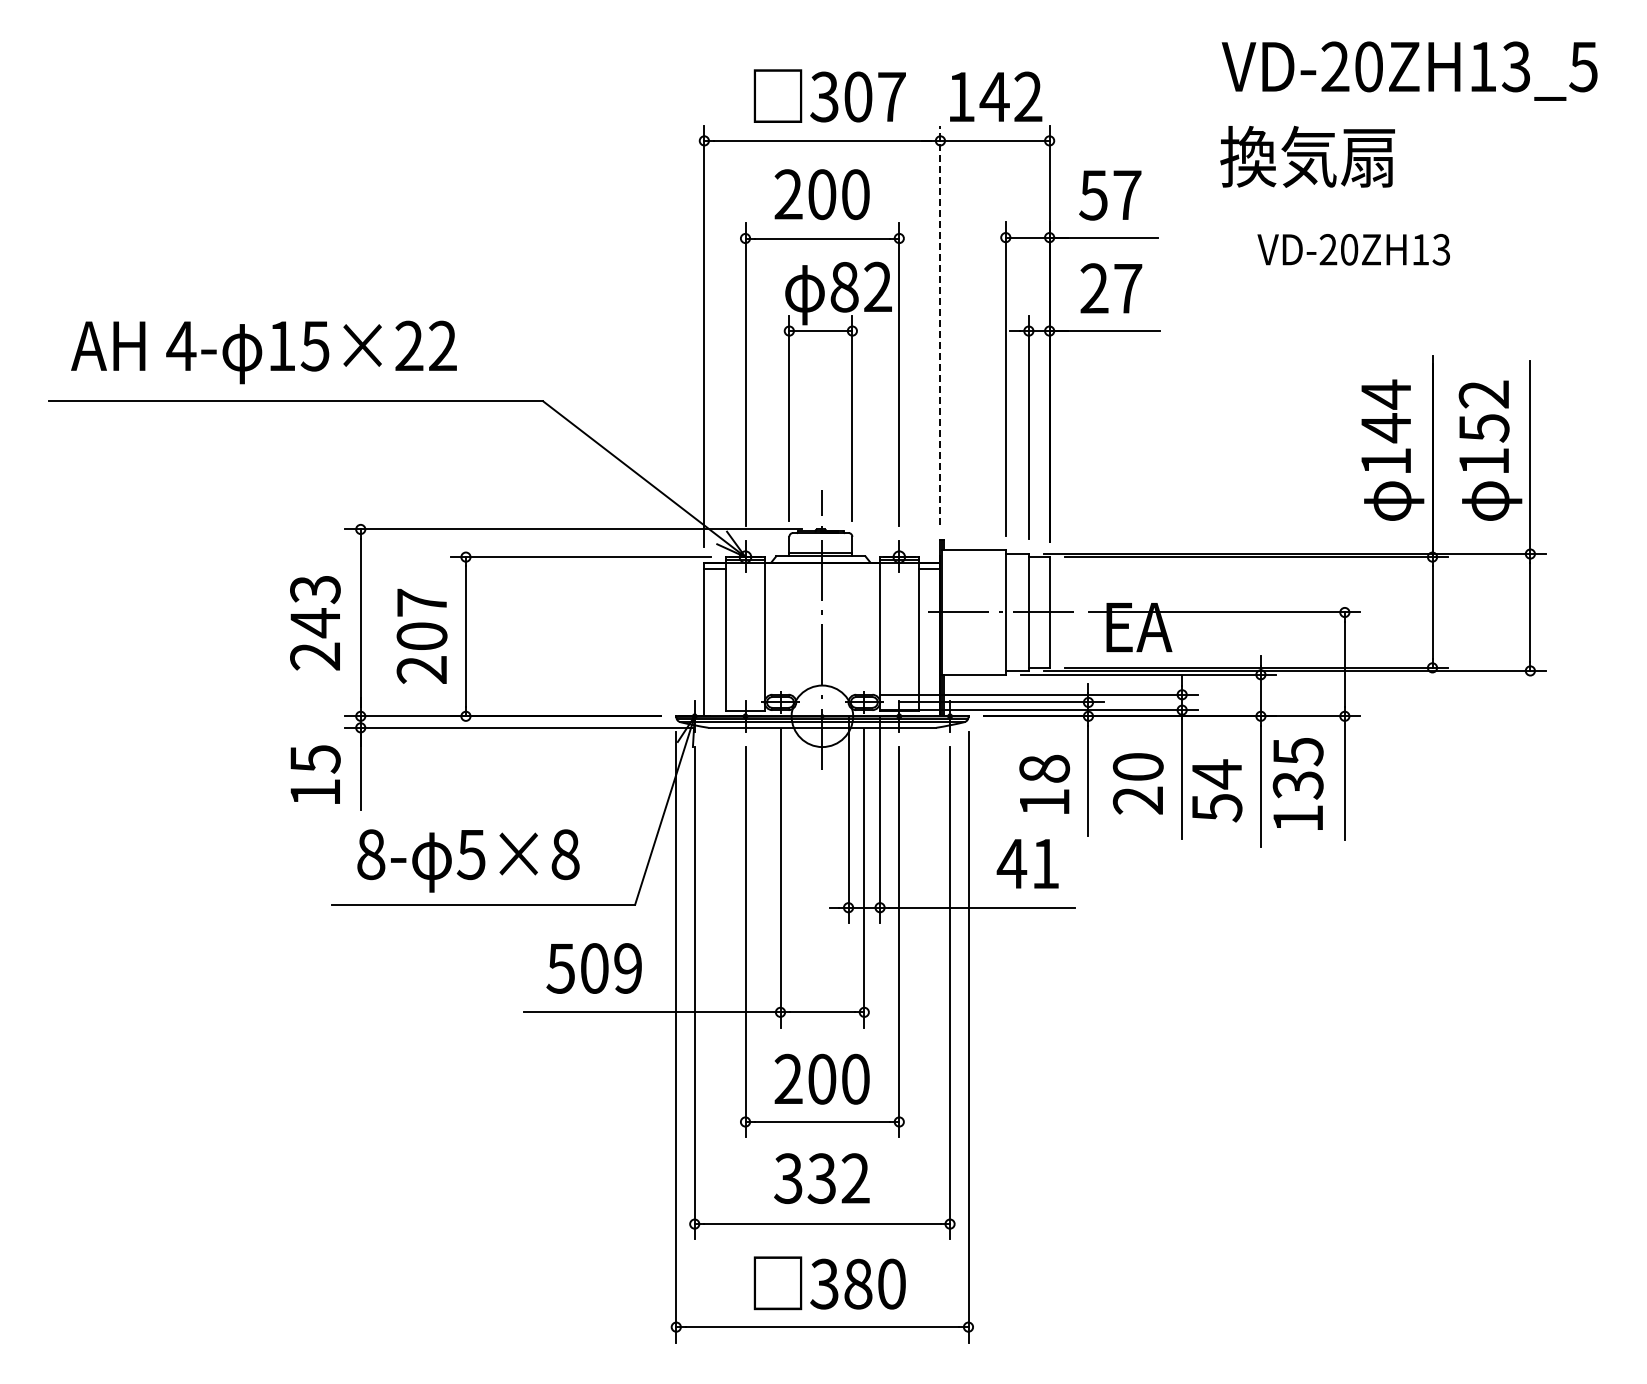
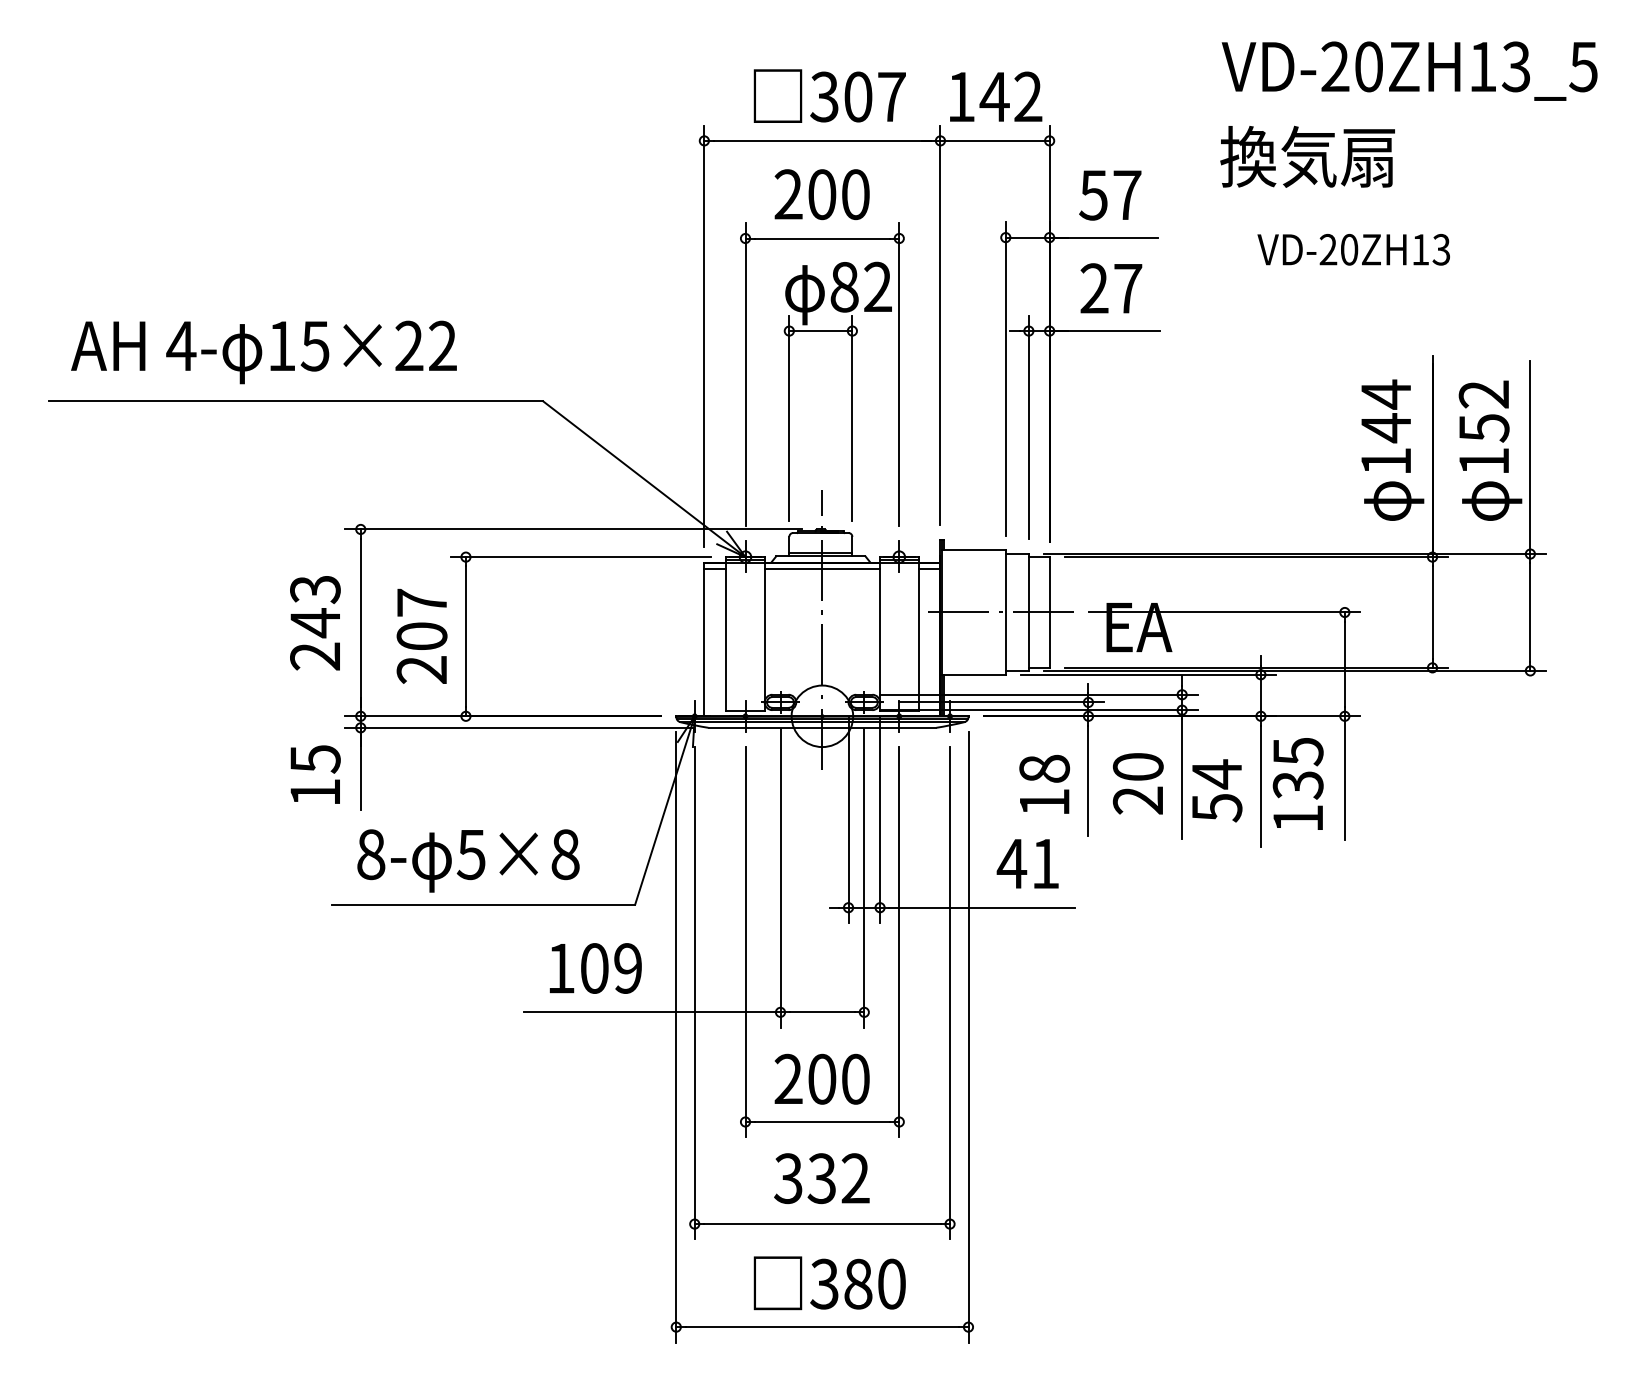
line: dashed -> solid (940, 325)
line: none -> present (822, 568)
text: 509 -> 109 (560, 968)
